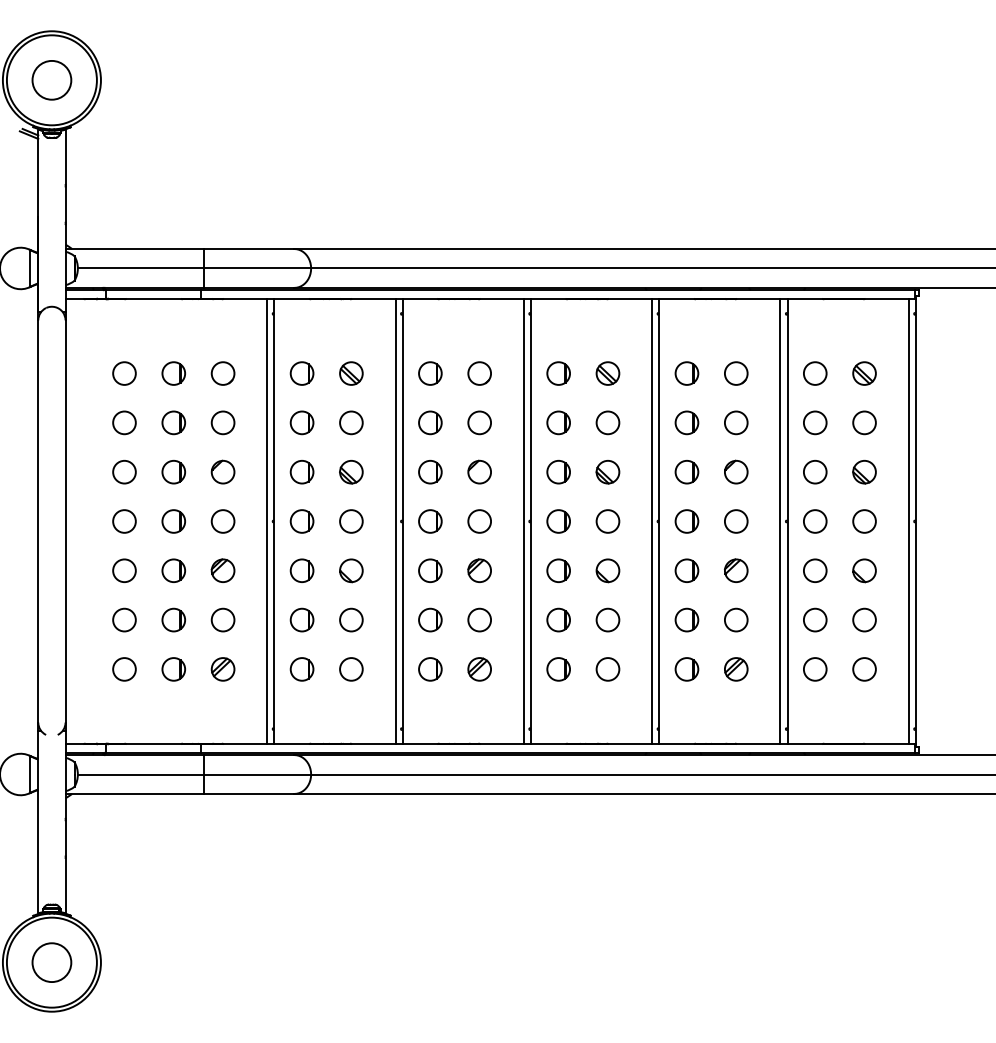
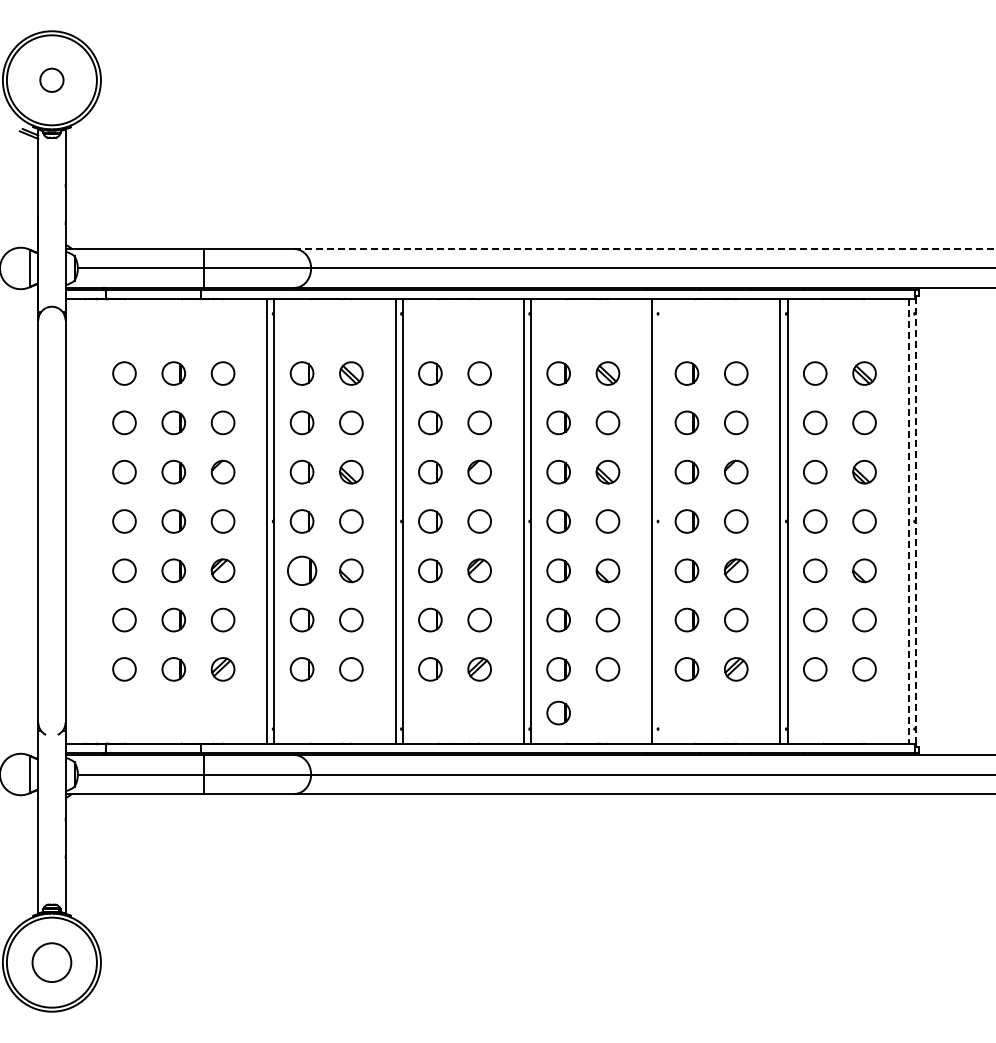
circle diameter: 39 px -> 23 px (51, 79)
line: solid -> dashed (645, 249)
line: present -> none (659, 521)
line: solid -> dashed (908, 521)
line: solid -> dashed (915, 521)
part size: 26x25 px -> 31x31 px (302, 570)
part: none -> present (558, 712)
